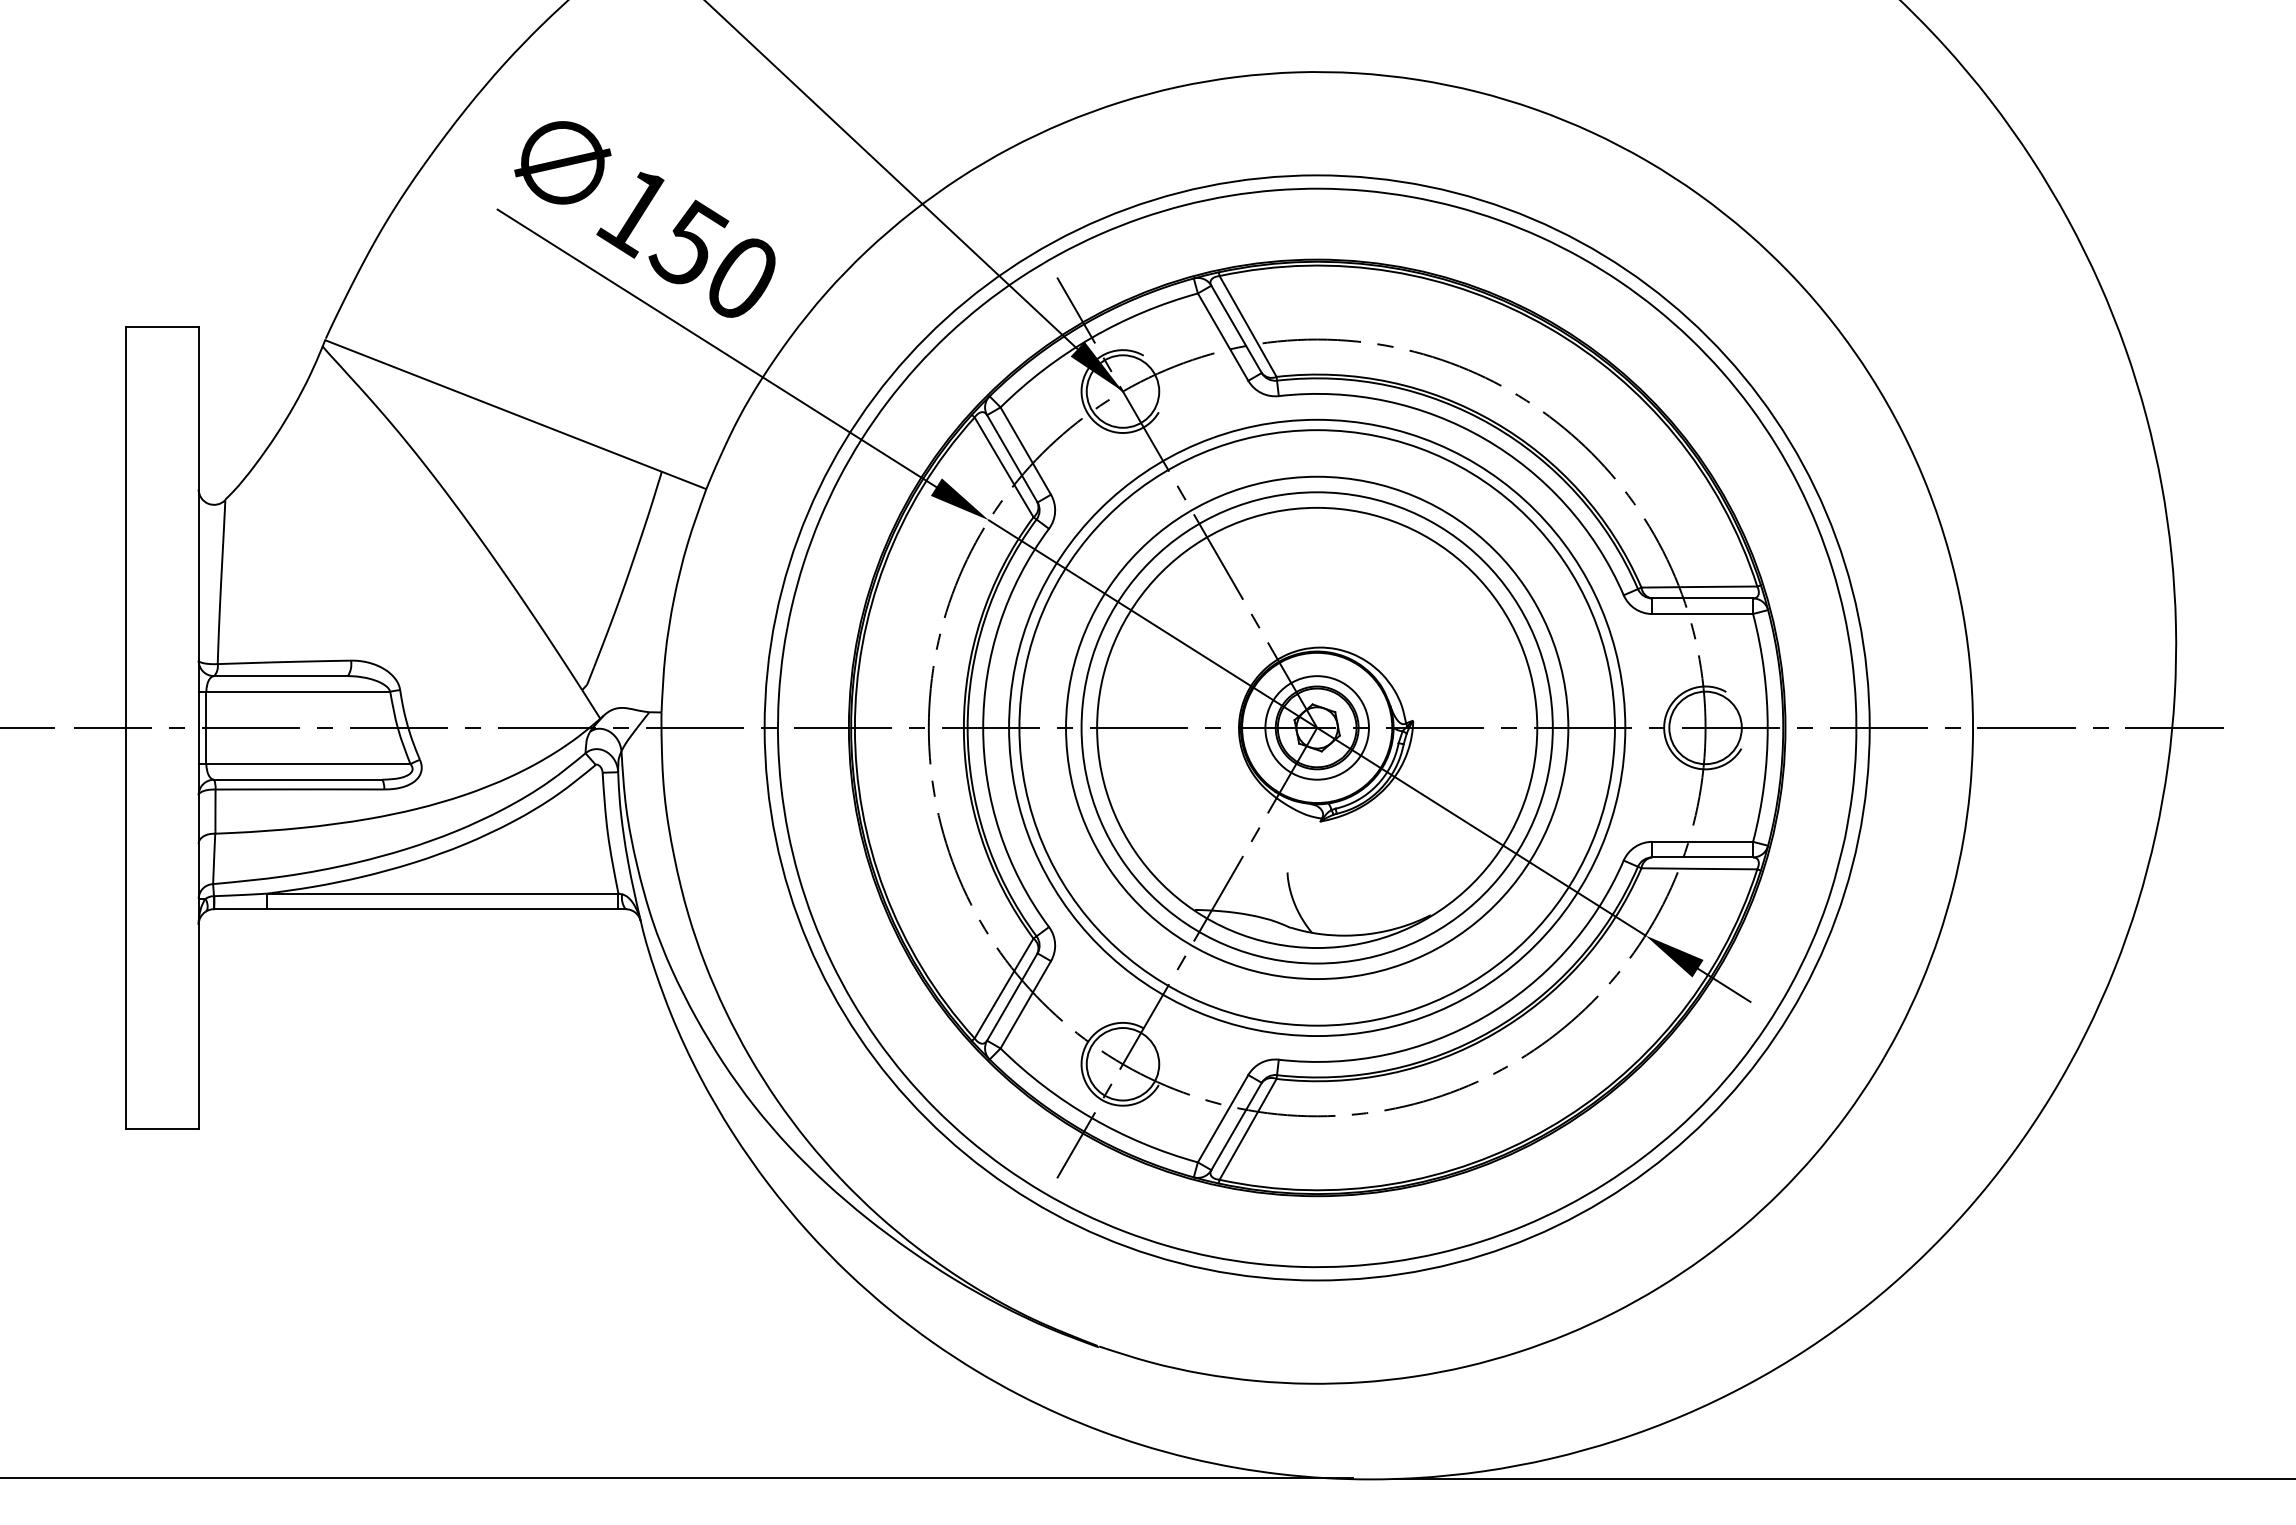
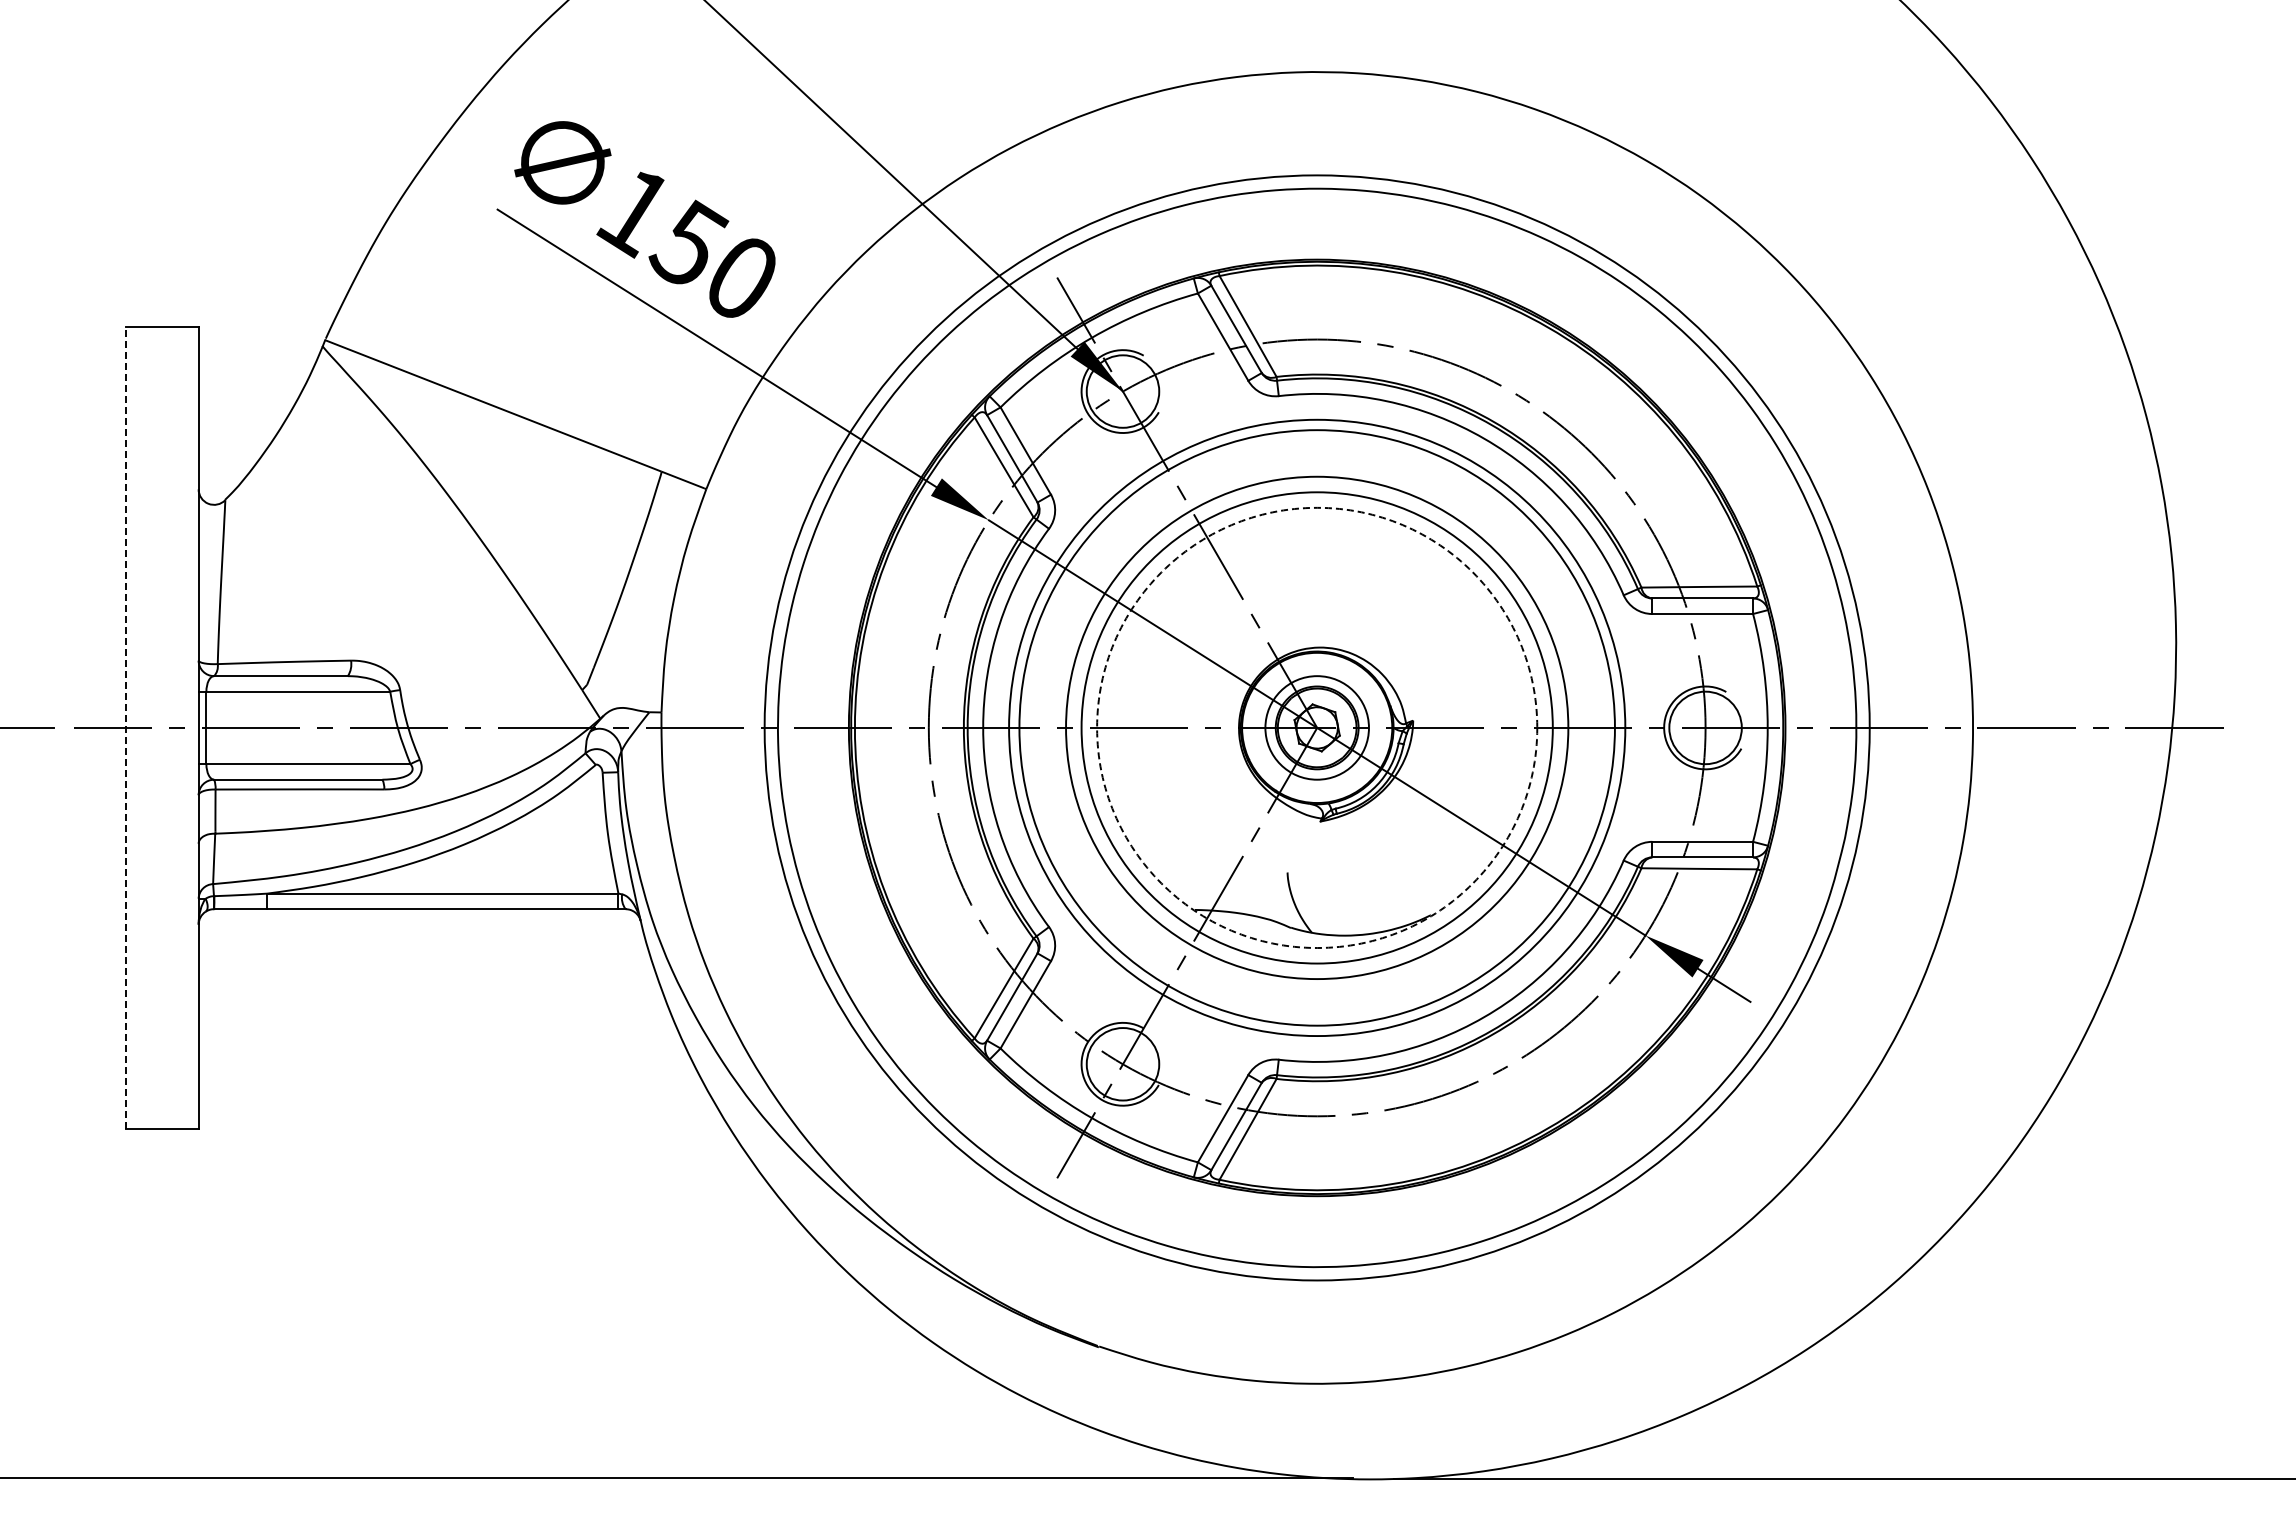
line: solid -> dashed (126, 727)
circle: solid -> dashed (1317, 727)
